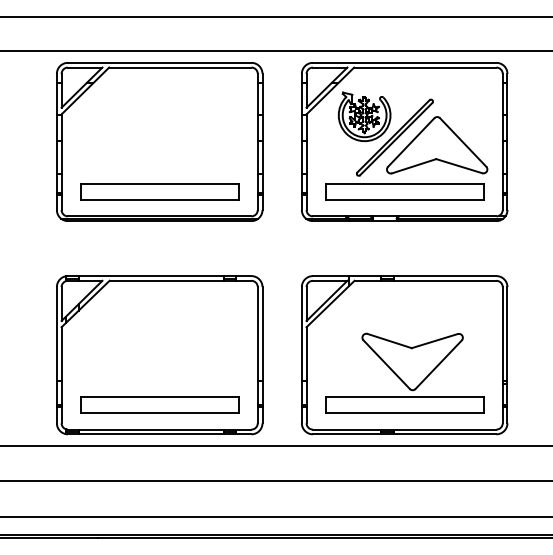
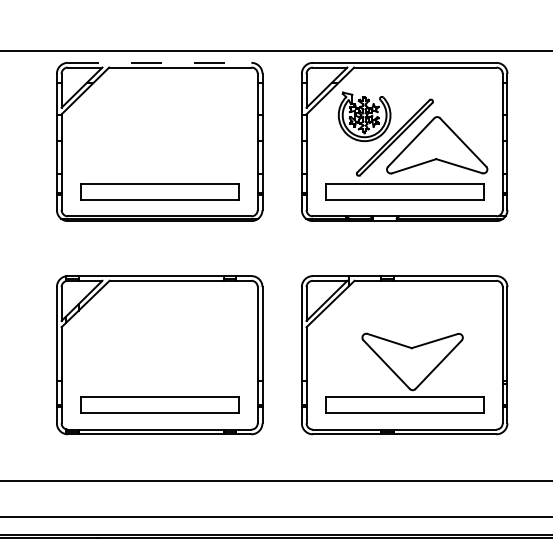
line: present -> none (275, 16)
line: solid -> dashed (159, 62)
line: present -> none (275, 446)
